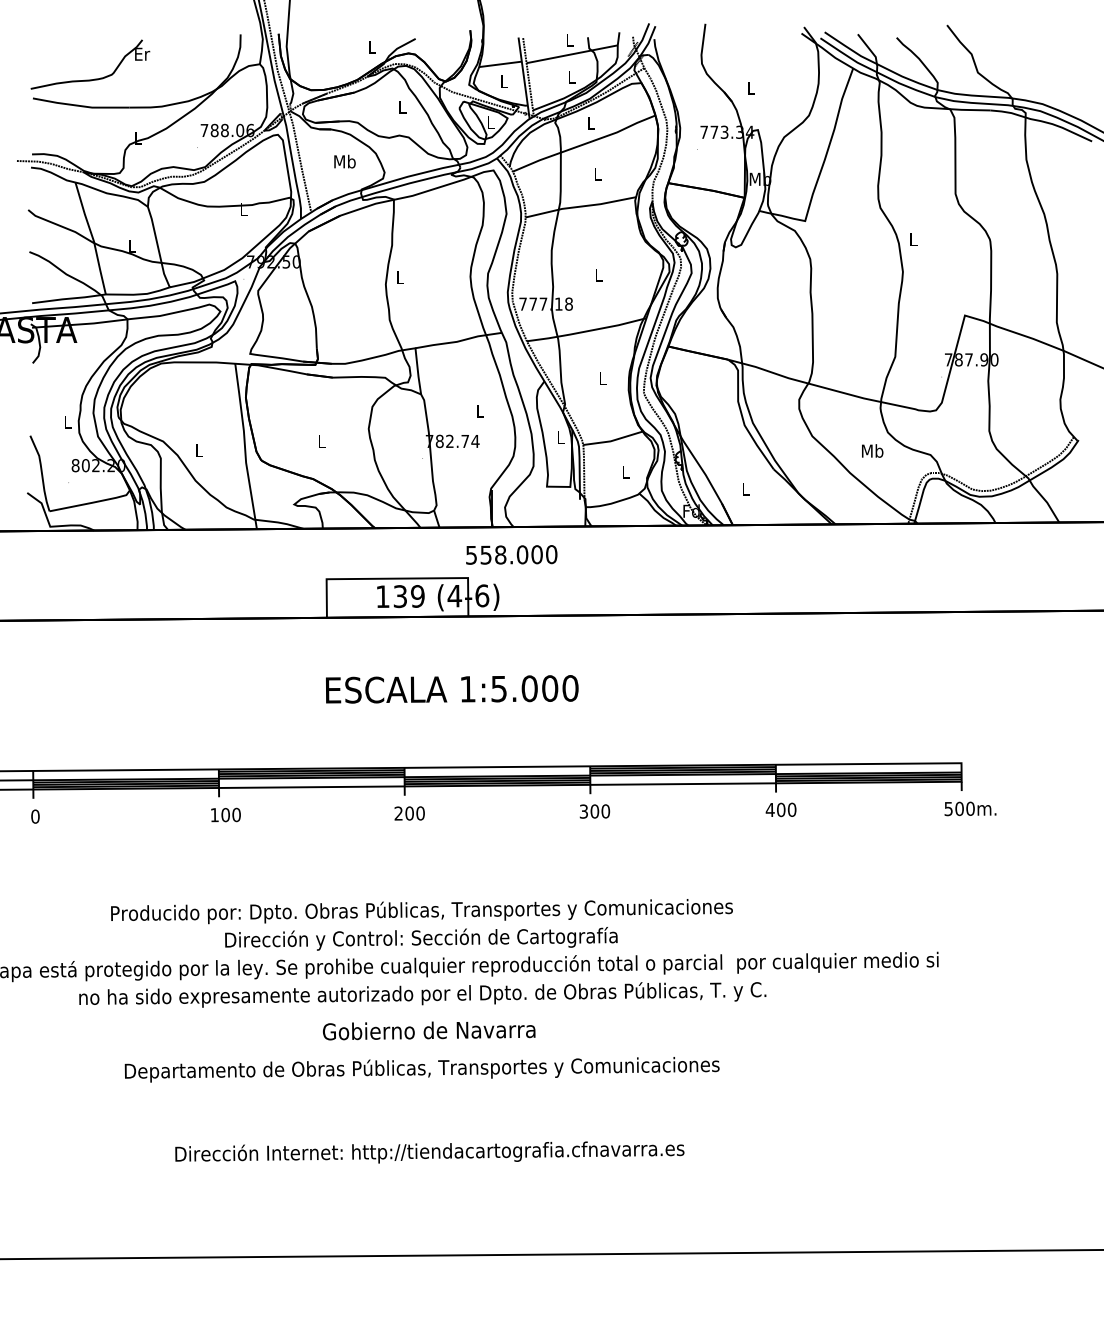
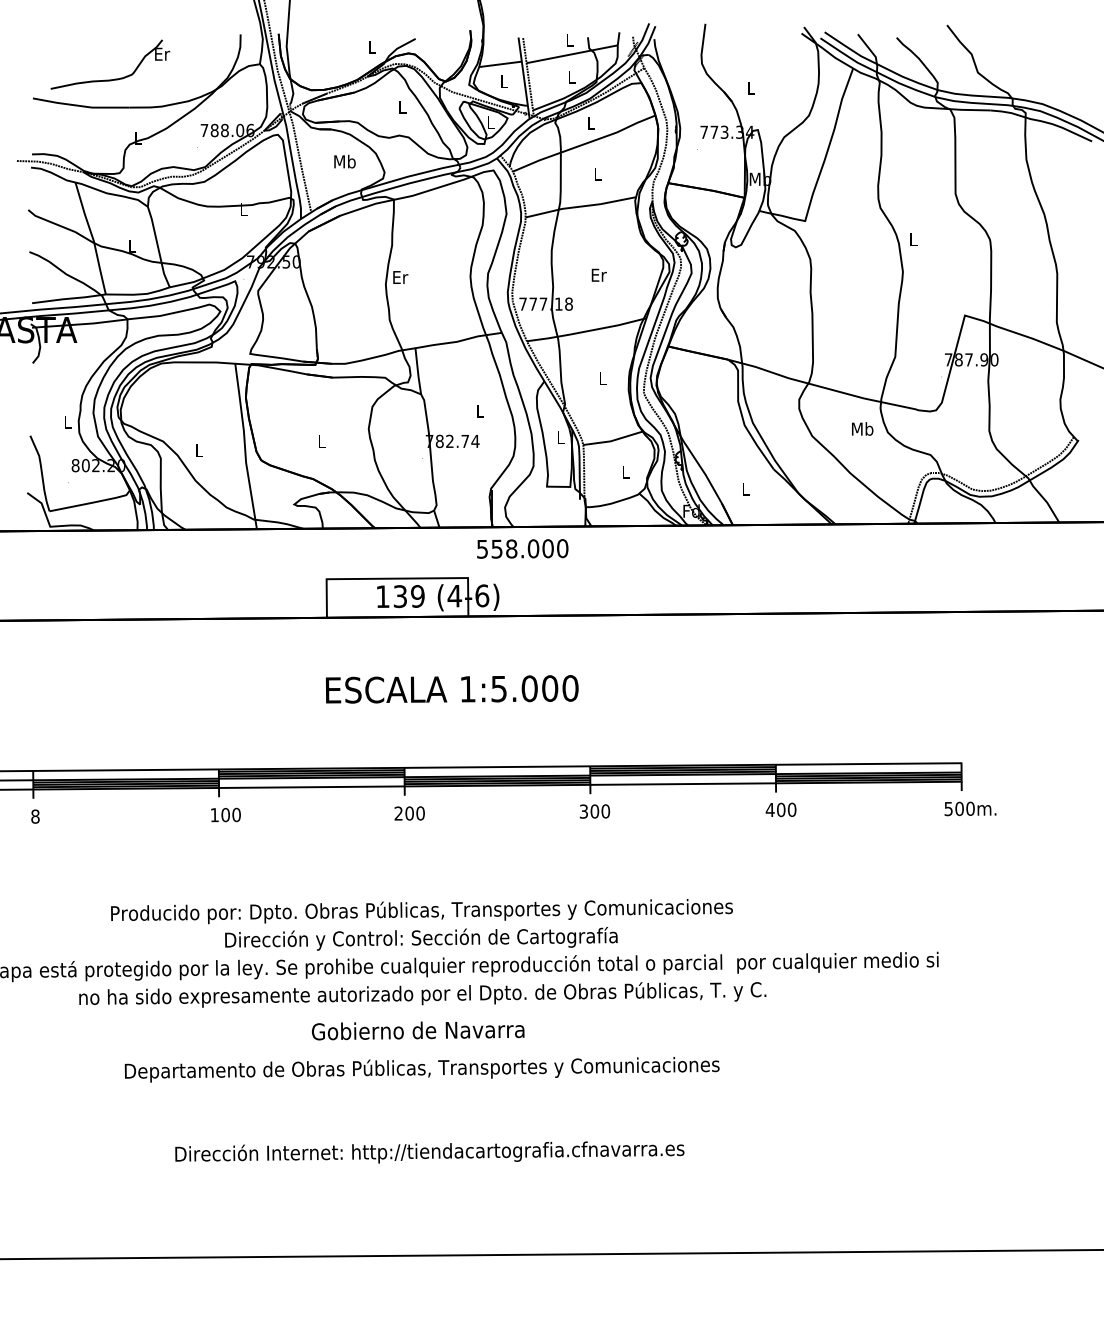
part position: (94, 78) -> (114, 78) (114, 78)
text: L -> Er (598, 274)
text: L -> Er (400, 277)
text position: (872, 450) -> (862, 428) (862, 428)
text position: (511, 554) -> (522, 548) (522, 548)
text: 0 -> 8 (35, 816)
text position: (429, 1030) -> (418, 1030) (418, 1030)
